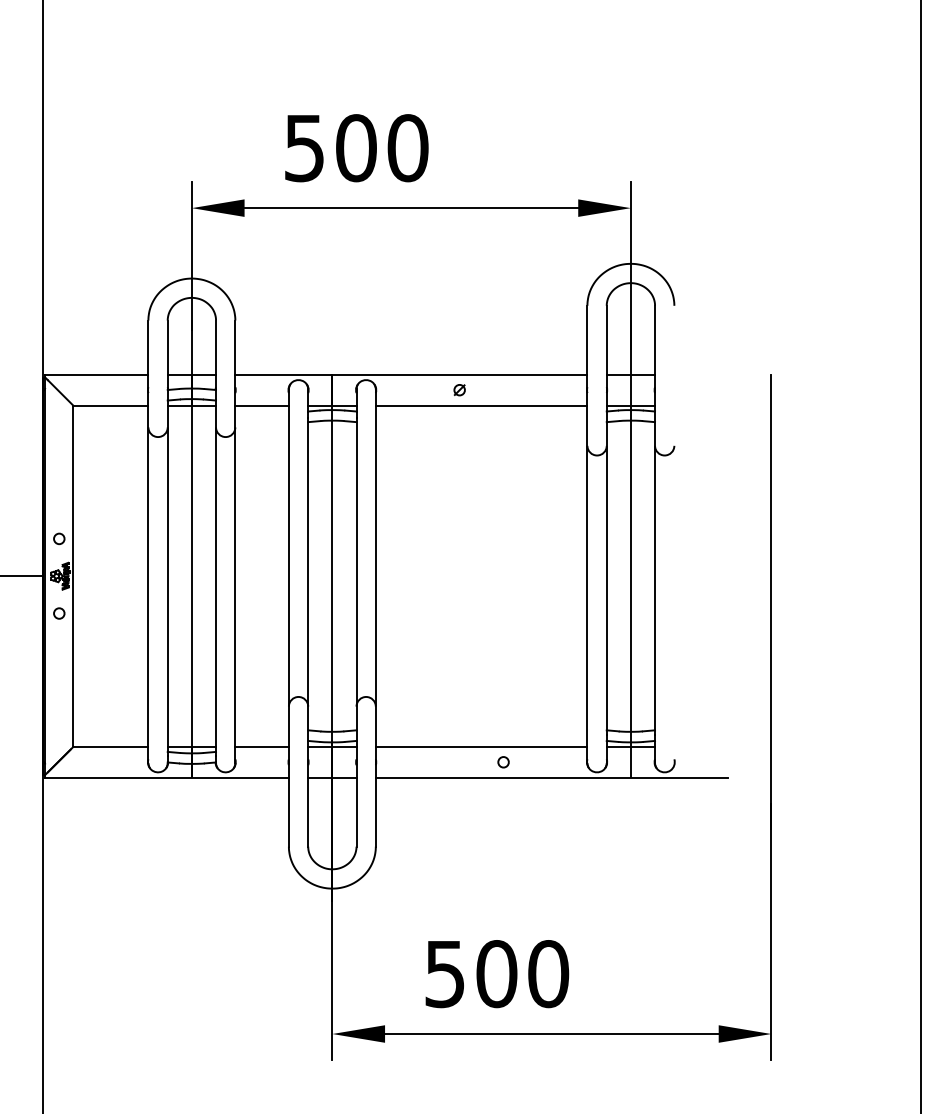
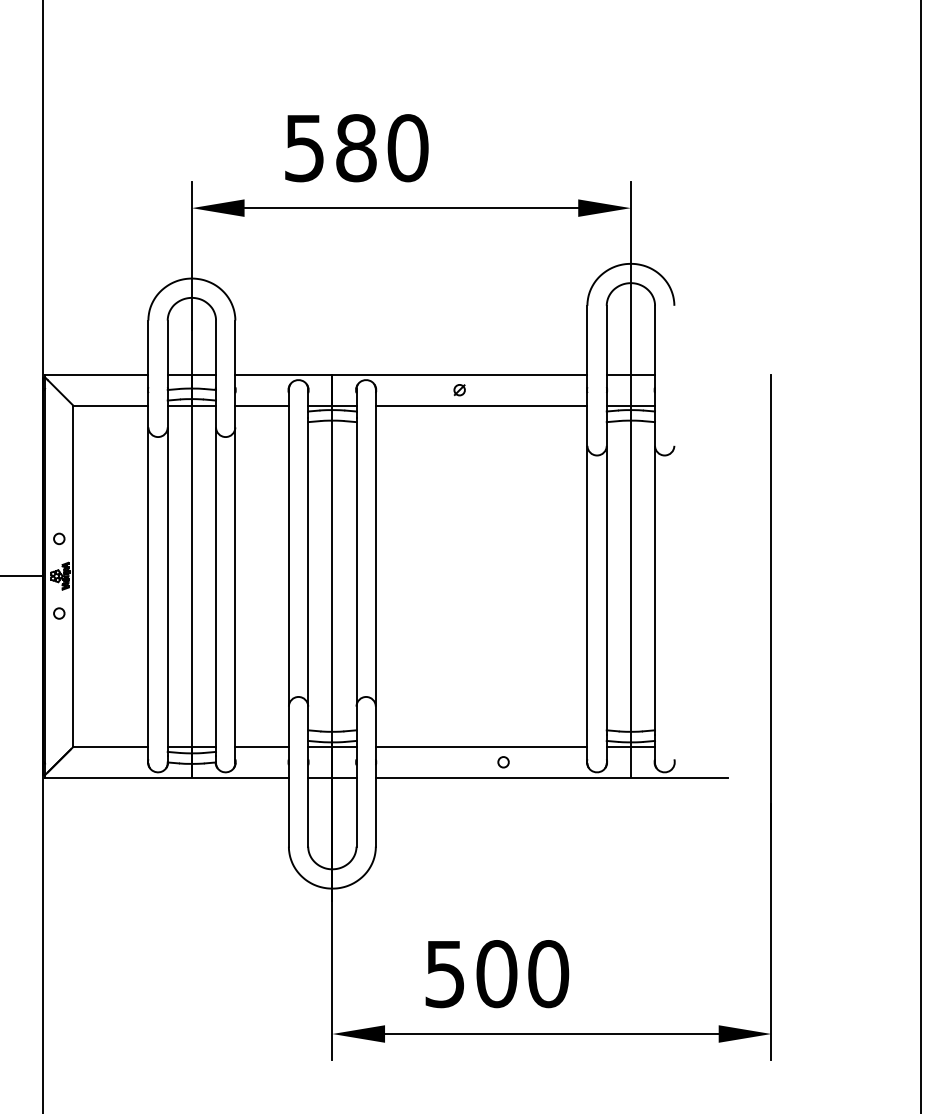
text: 500 -> 580 (356, 148)
